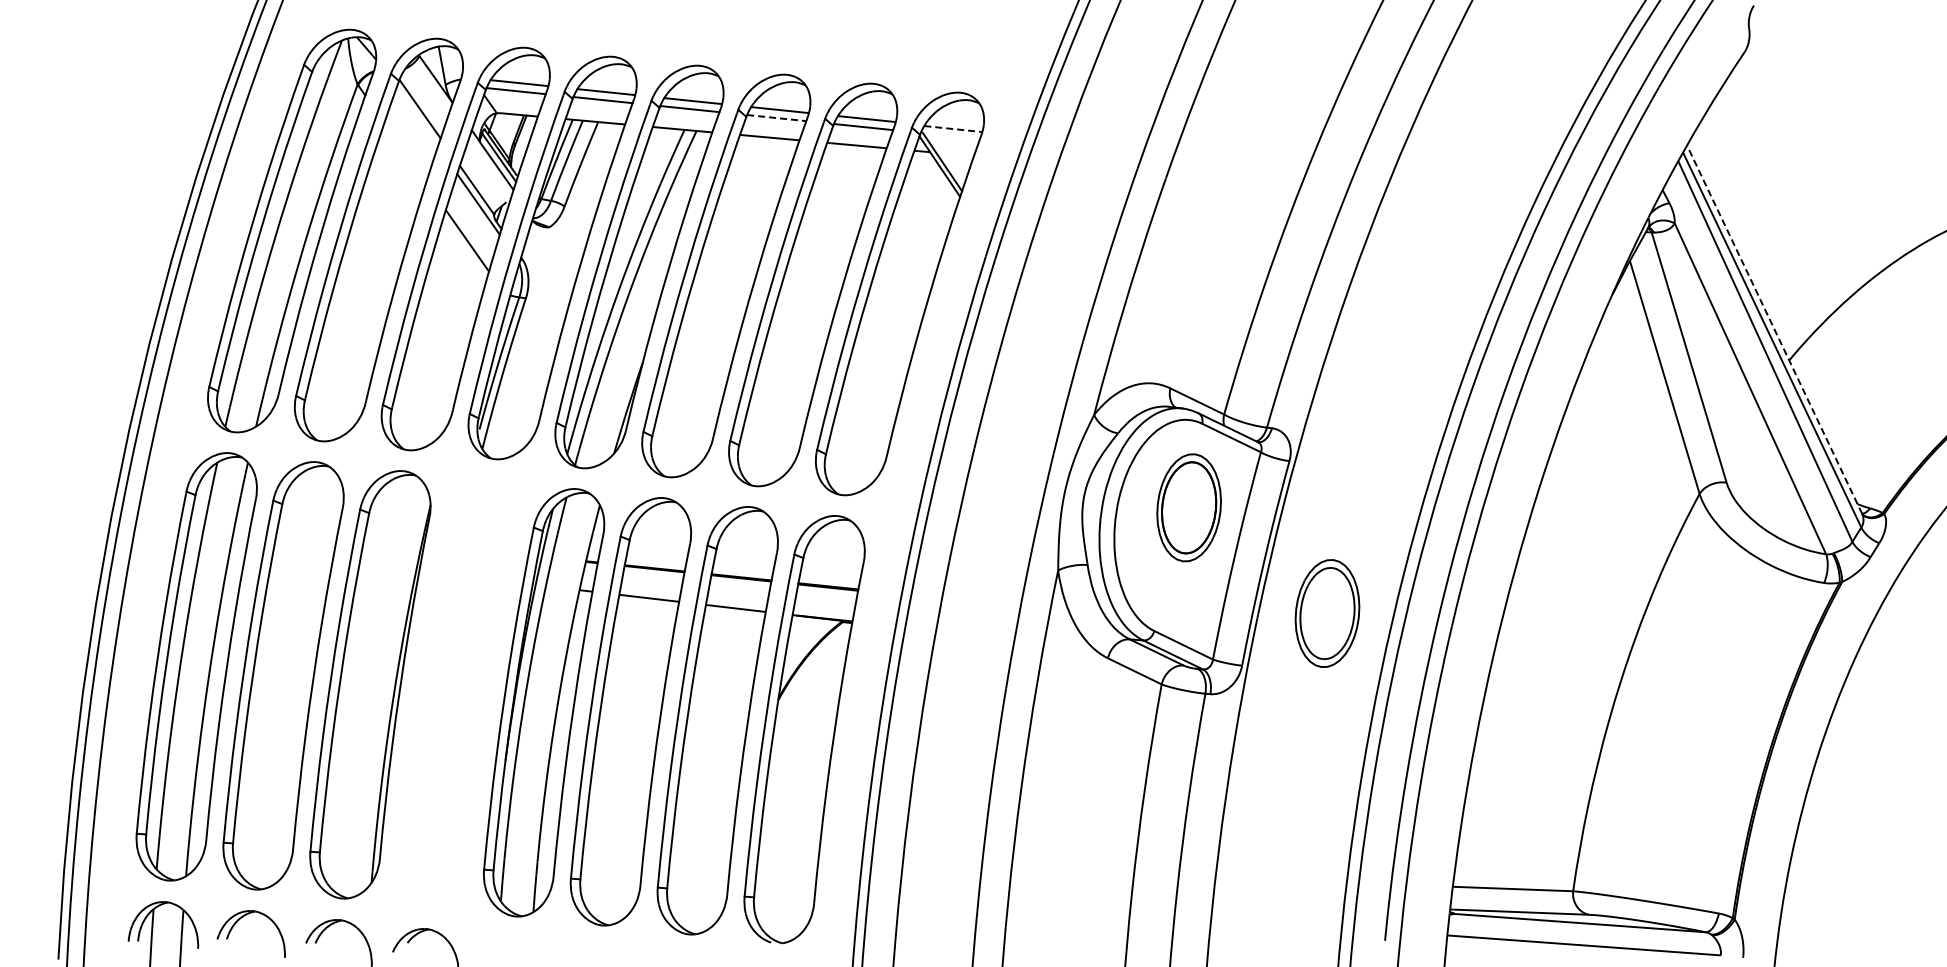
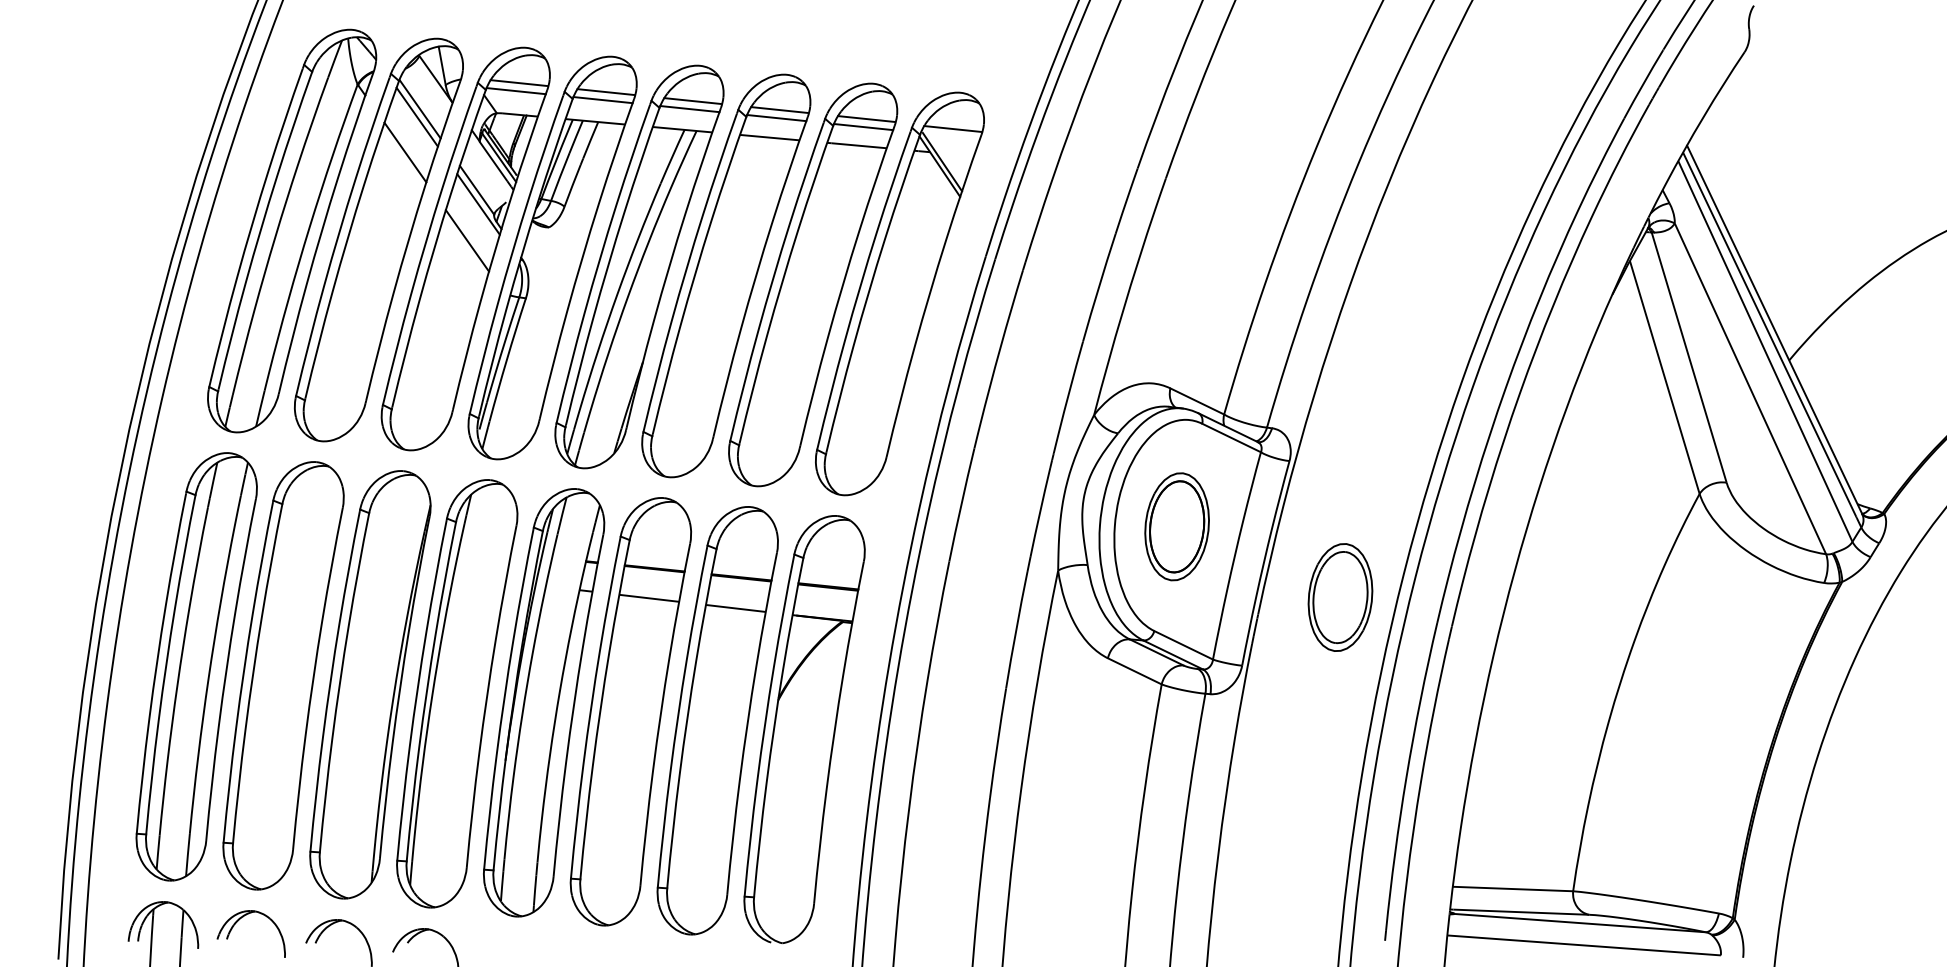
line: none -> present (416, 116)
line: dashed -> solid (776, 118)
line: dashed -> solid (953, 129)
line: none -> present (405, 152)
line: dashed -> solid (1774, 329)
part position: (1188, 507) -> (1176, 526) (1176, 526)
part position: (1327, 613) -> (1340, 597) (1340, 597)
part: none -> present (457, 693)
